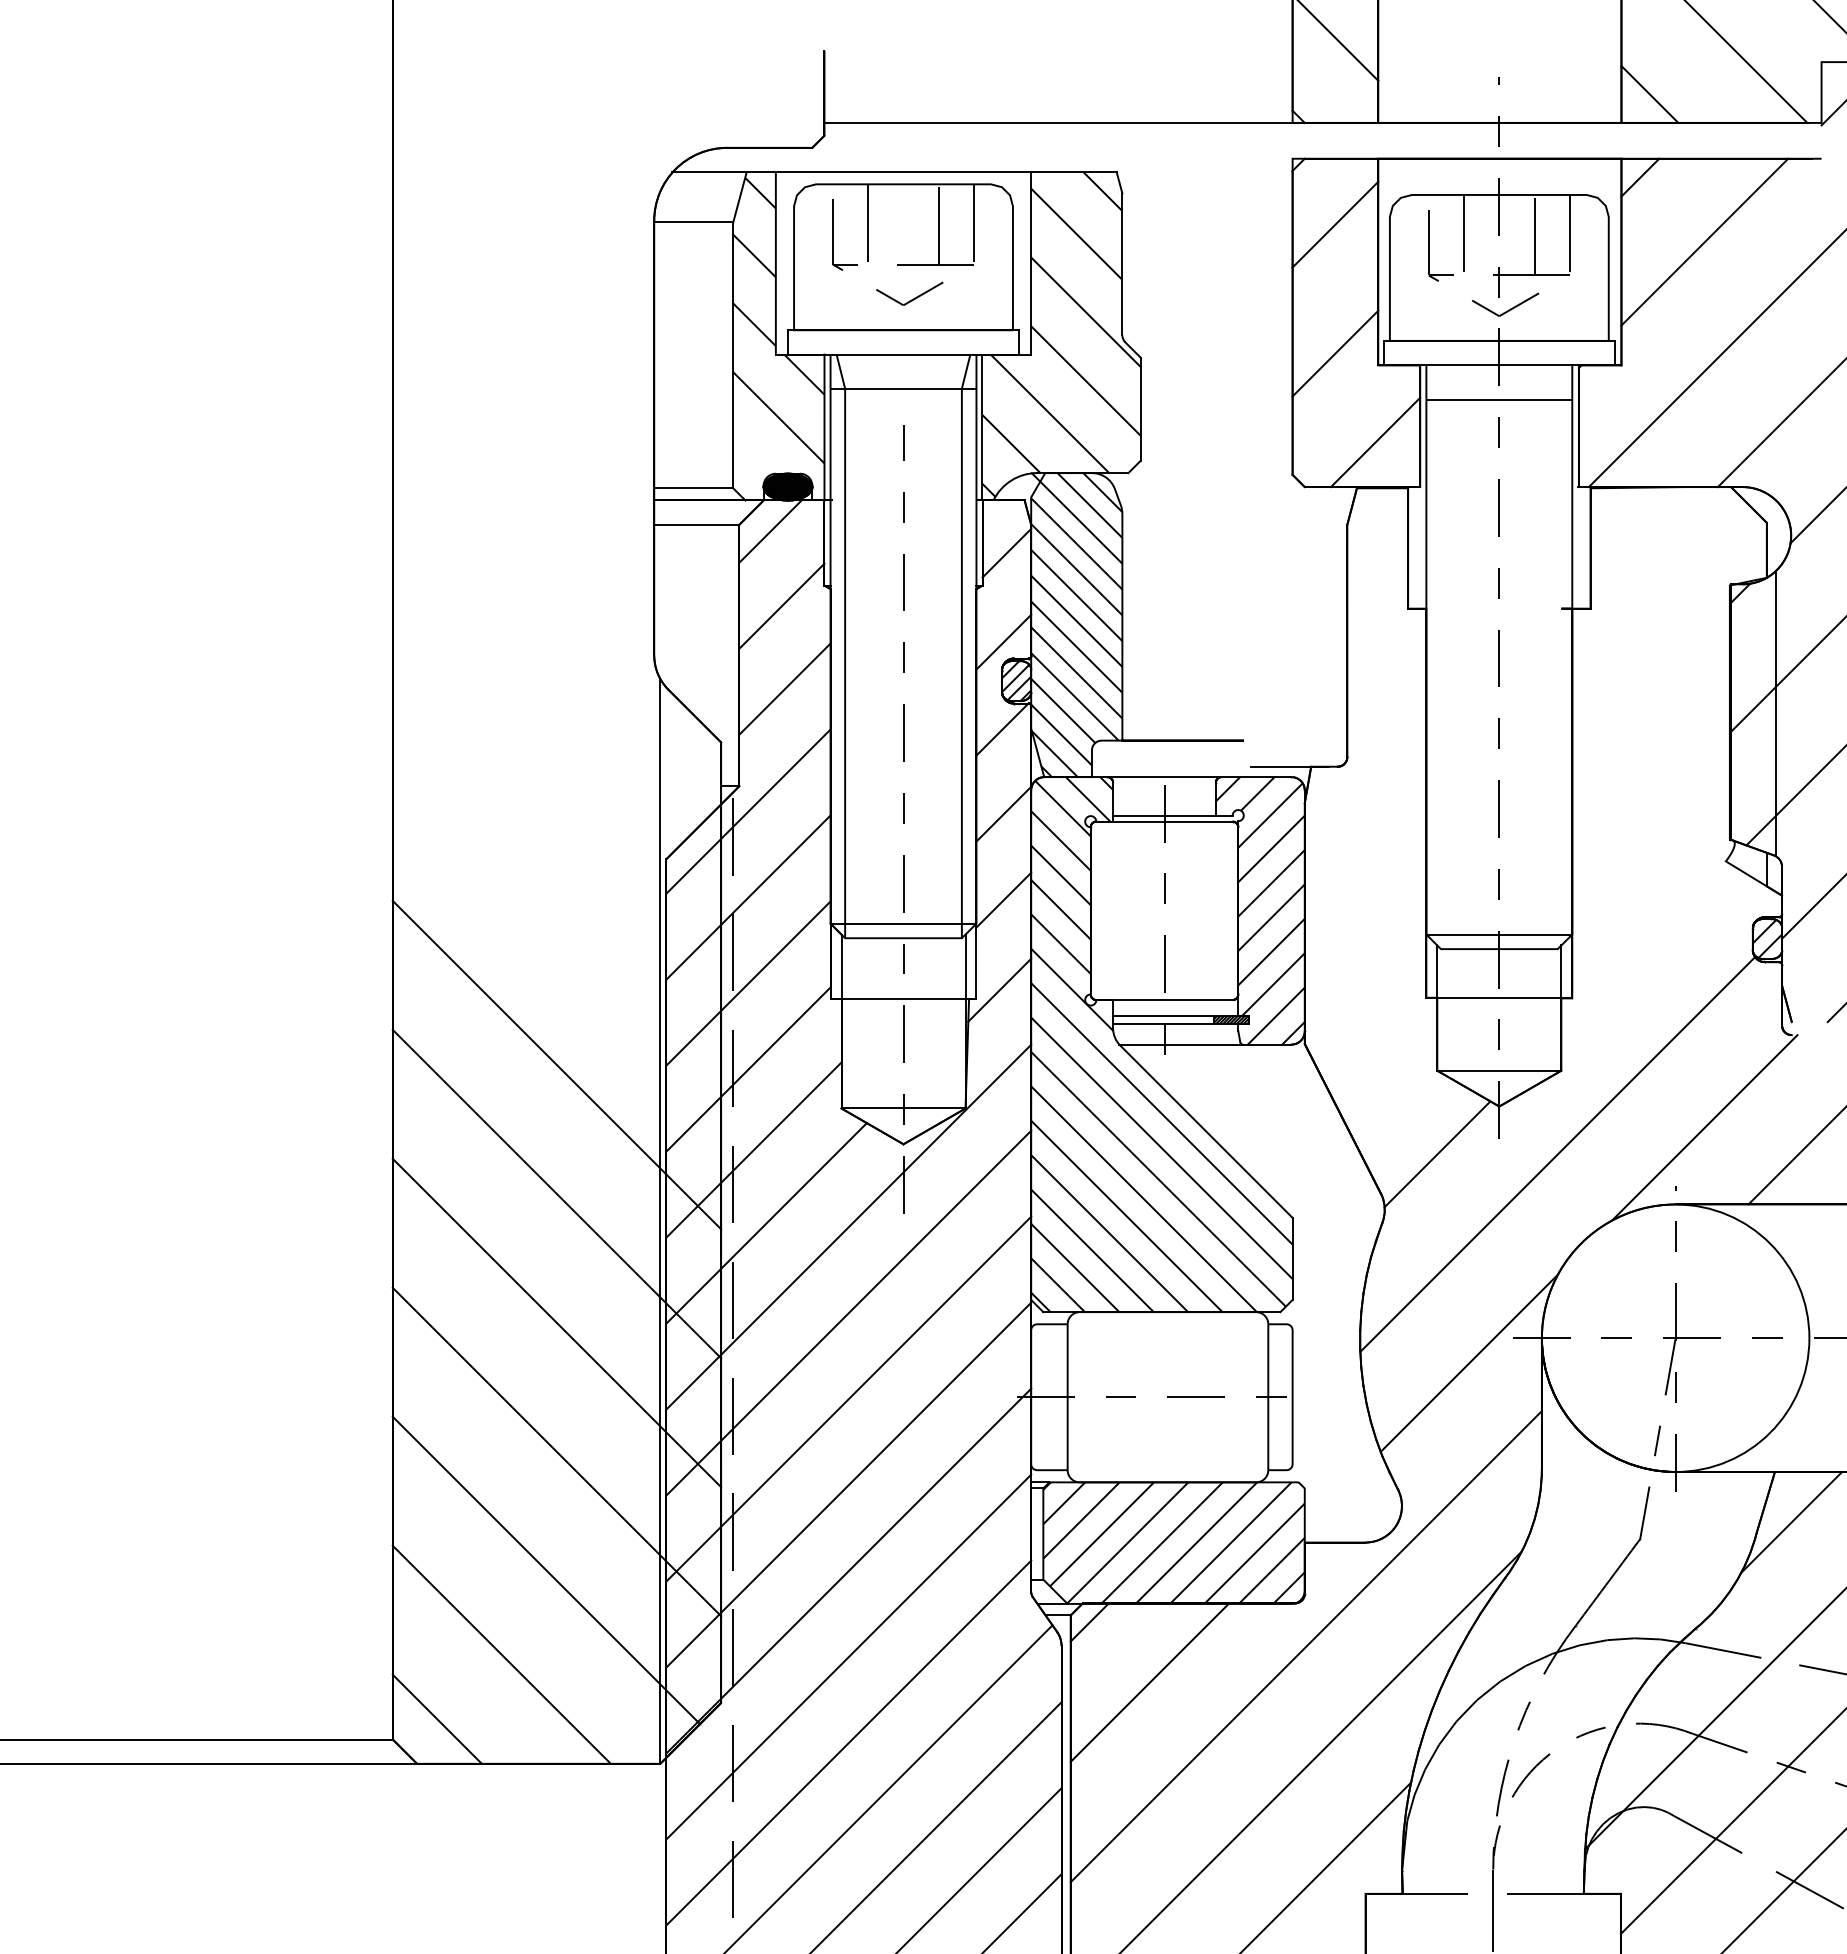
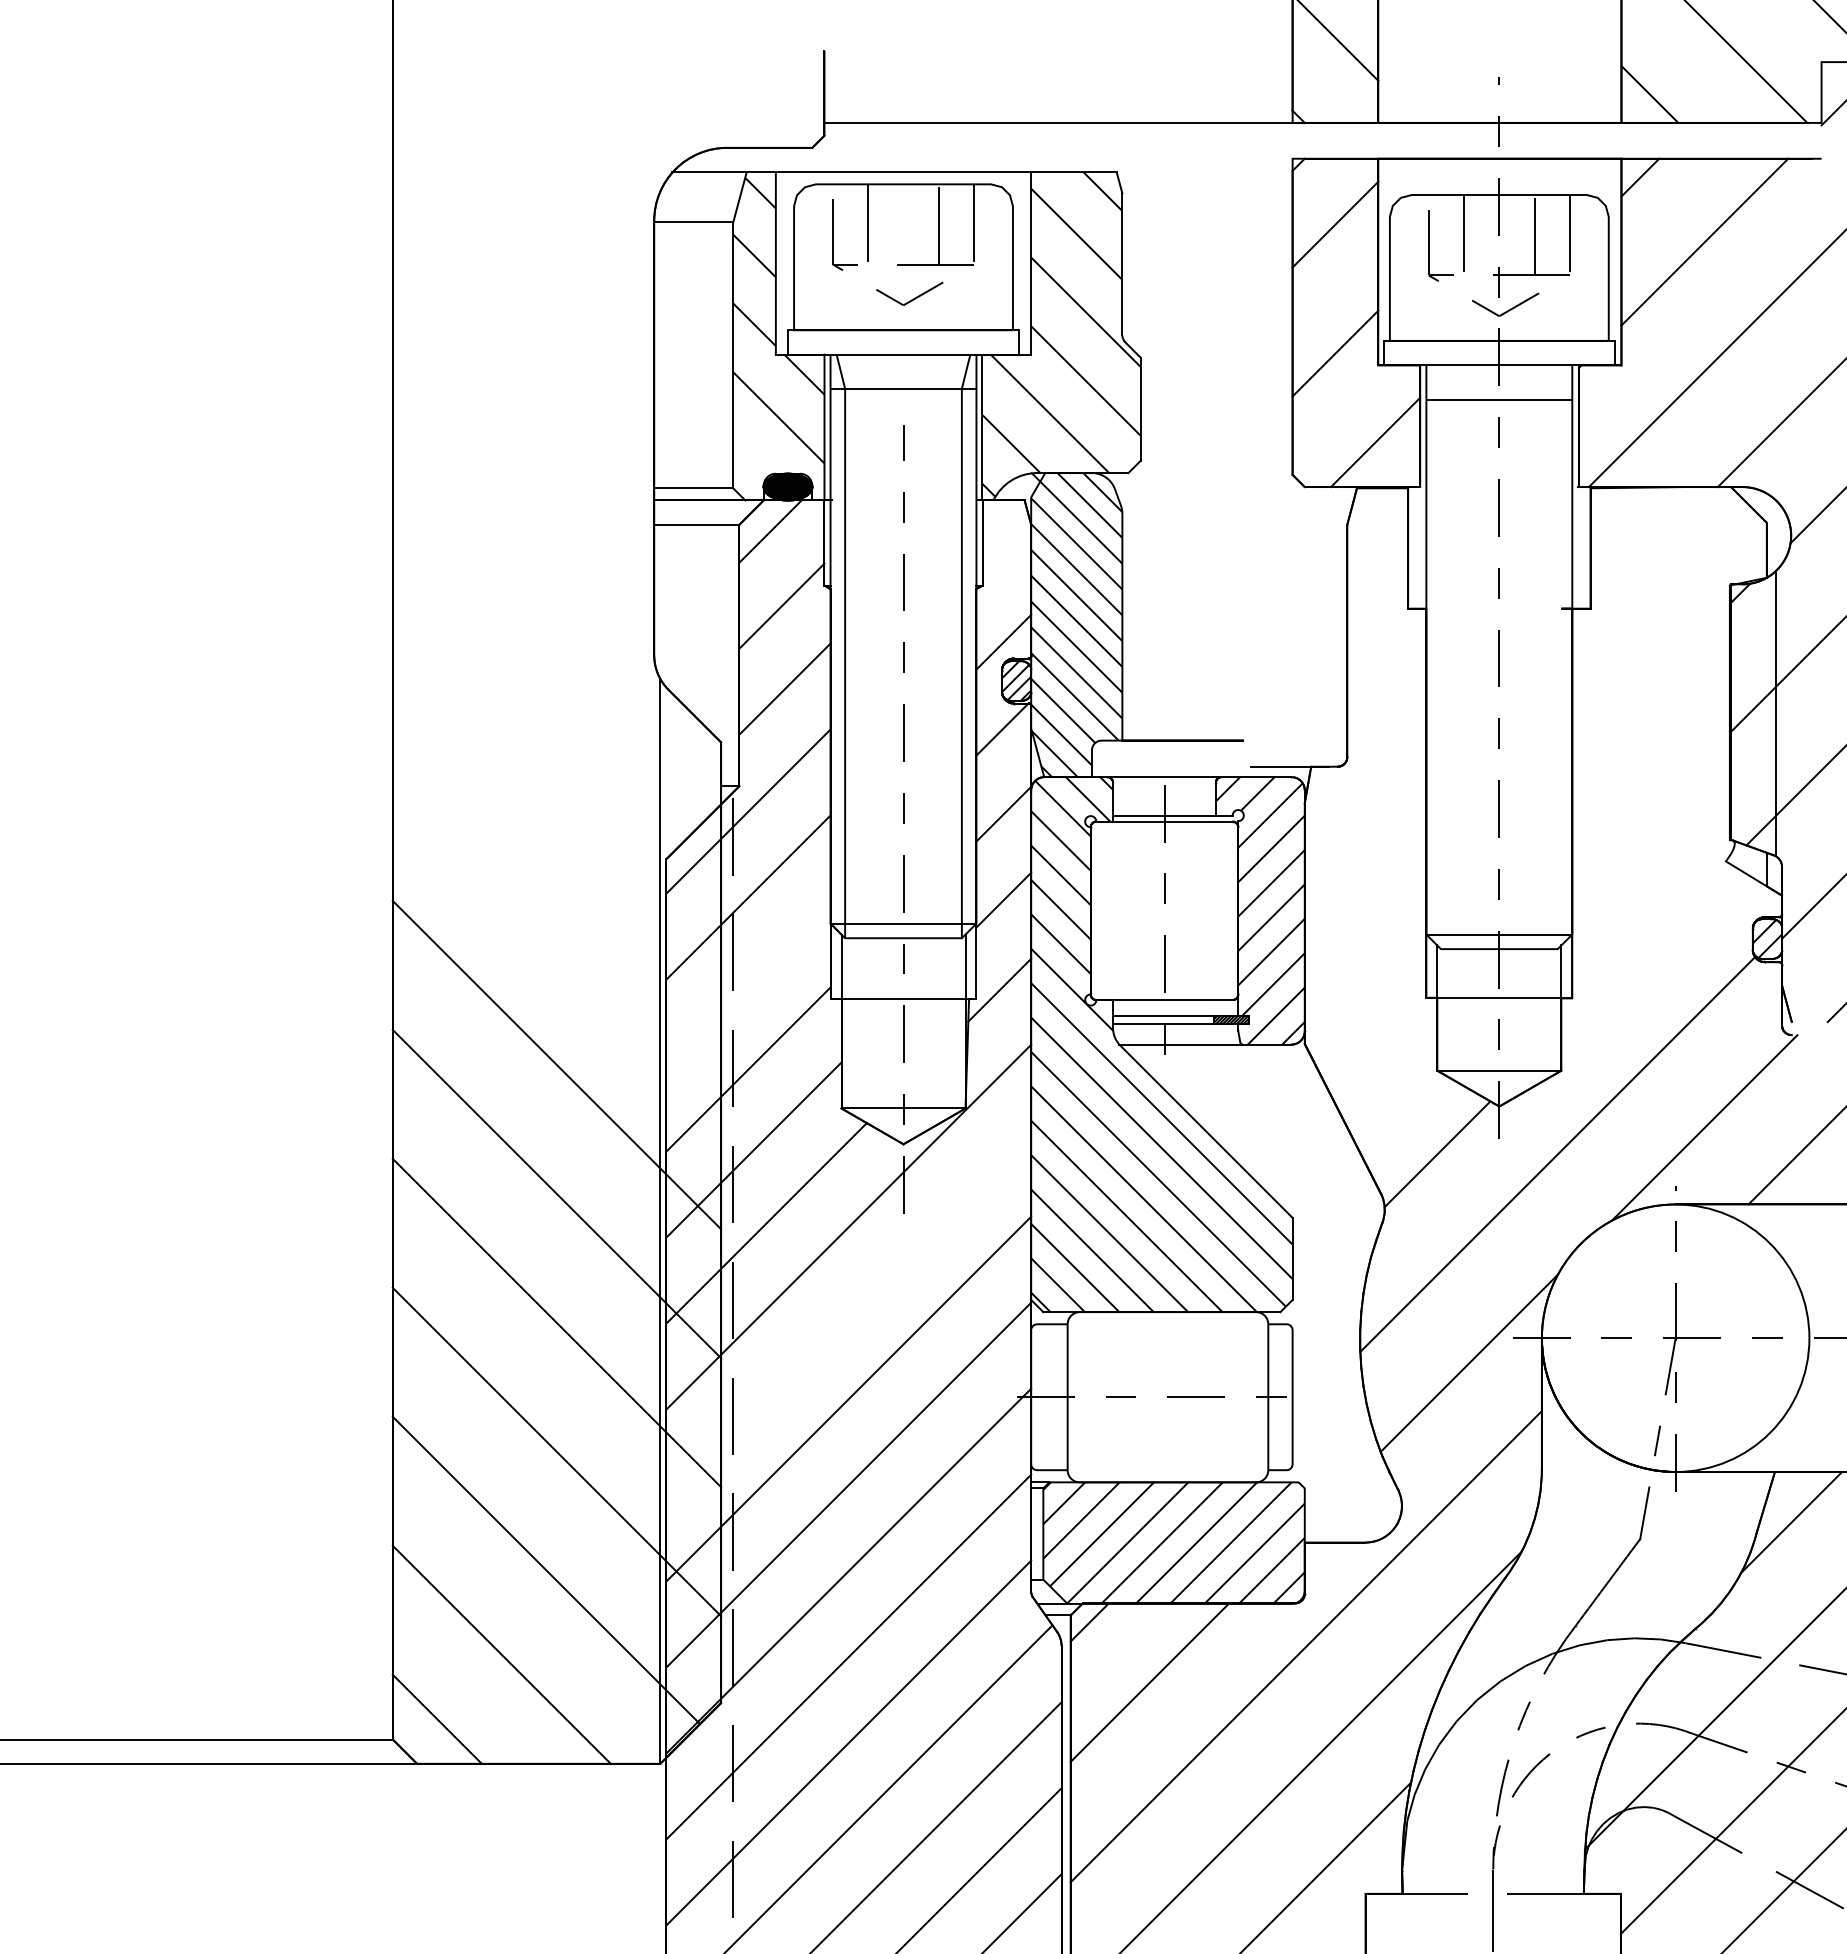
line: present -> none (1006, 552)
line: present -> none (748, 983)
line: present -> none (848, 1312)
